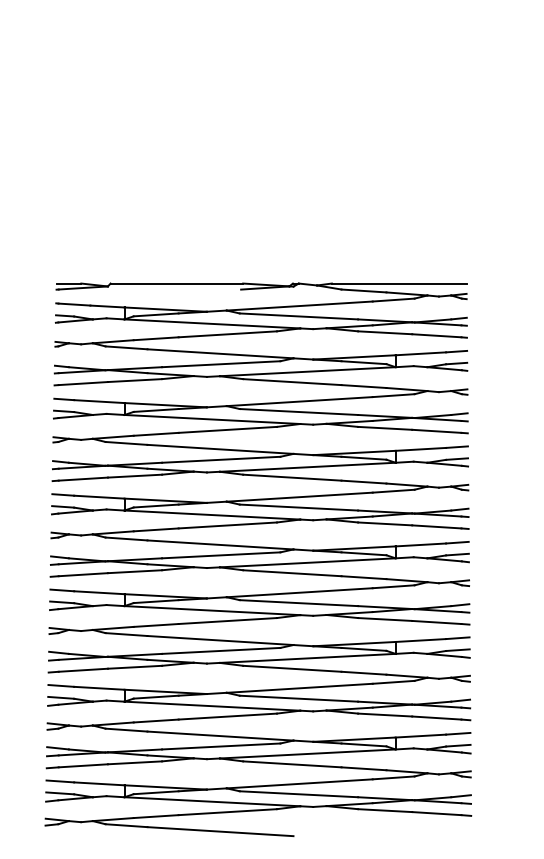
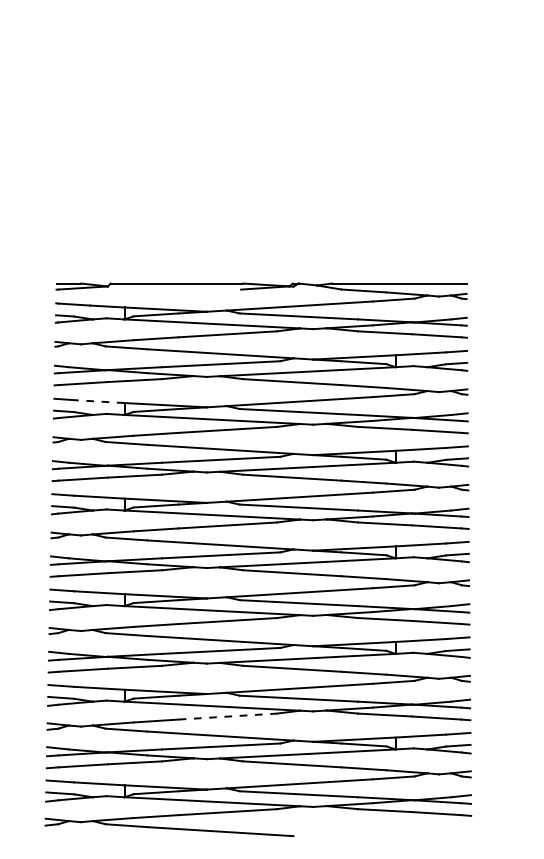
line: solid -> dashed (98, 401)
line: solid -> dashed (228, 716)
